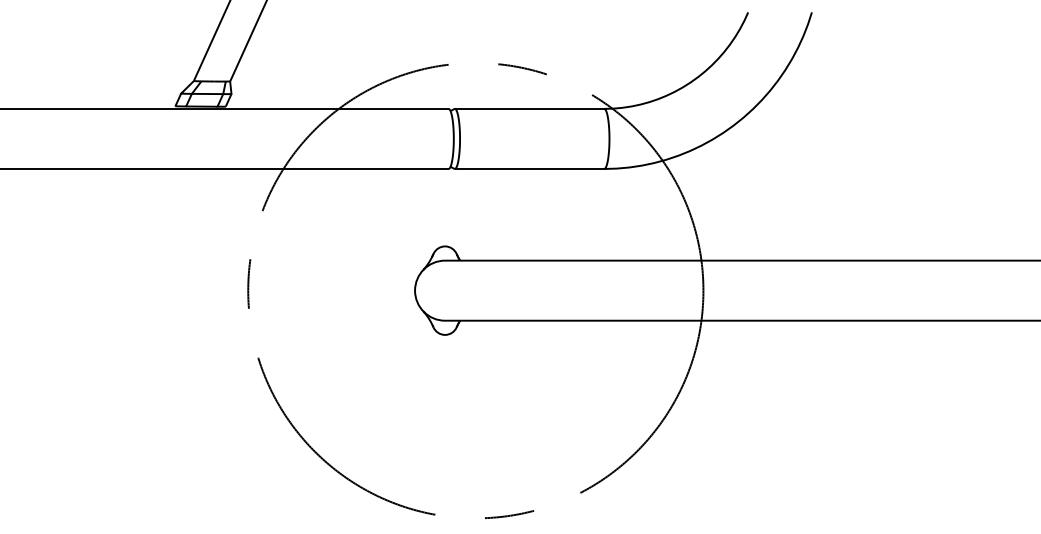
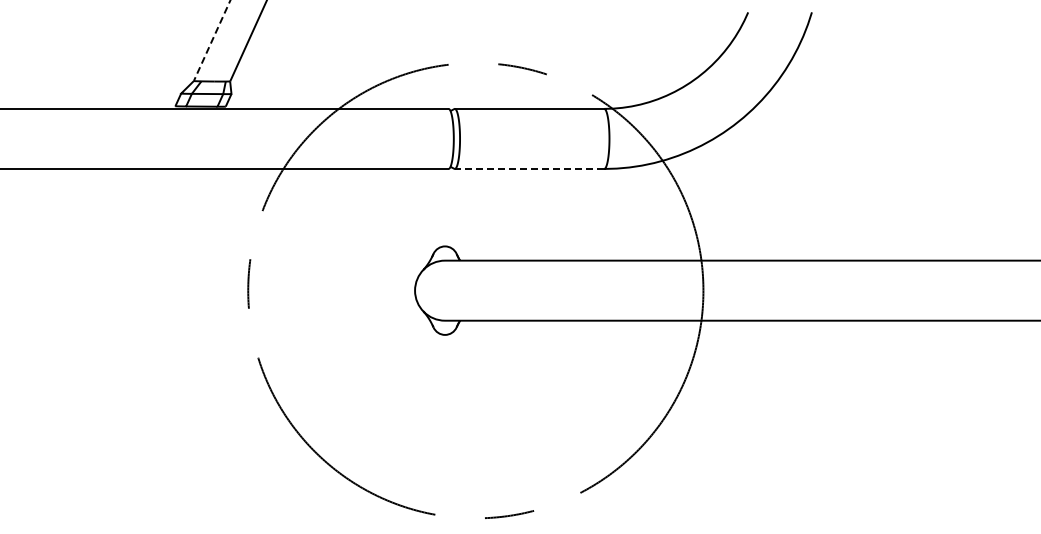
line: solid -> dashed (212, 41)
line: solid -> dashed (529, 168)
